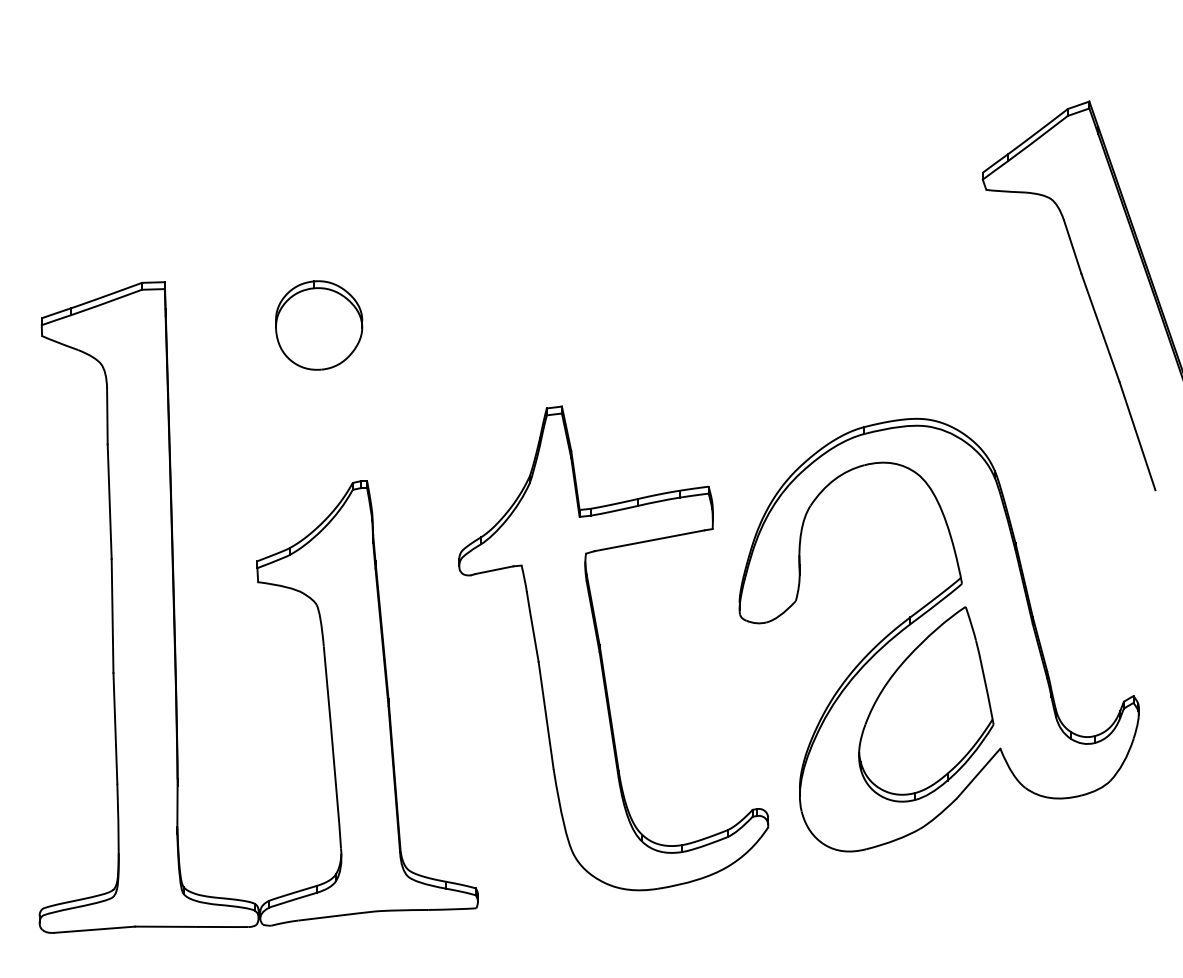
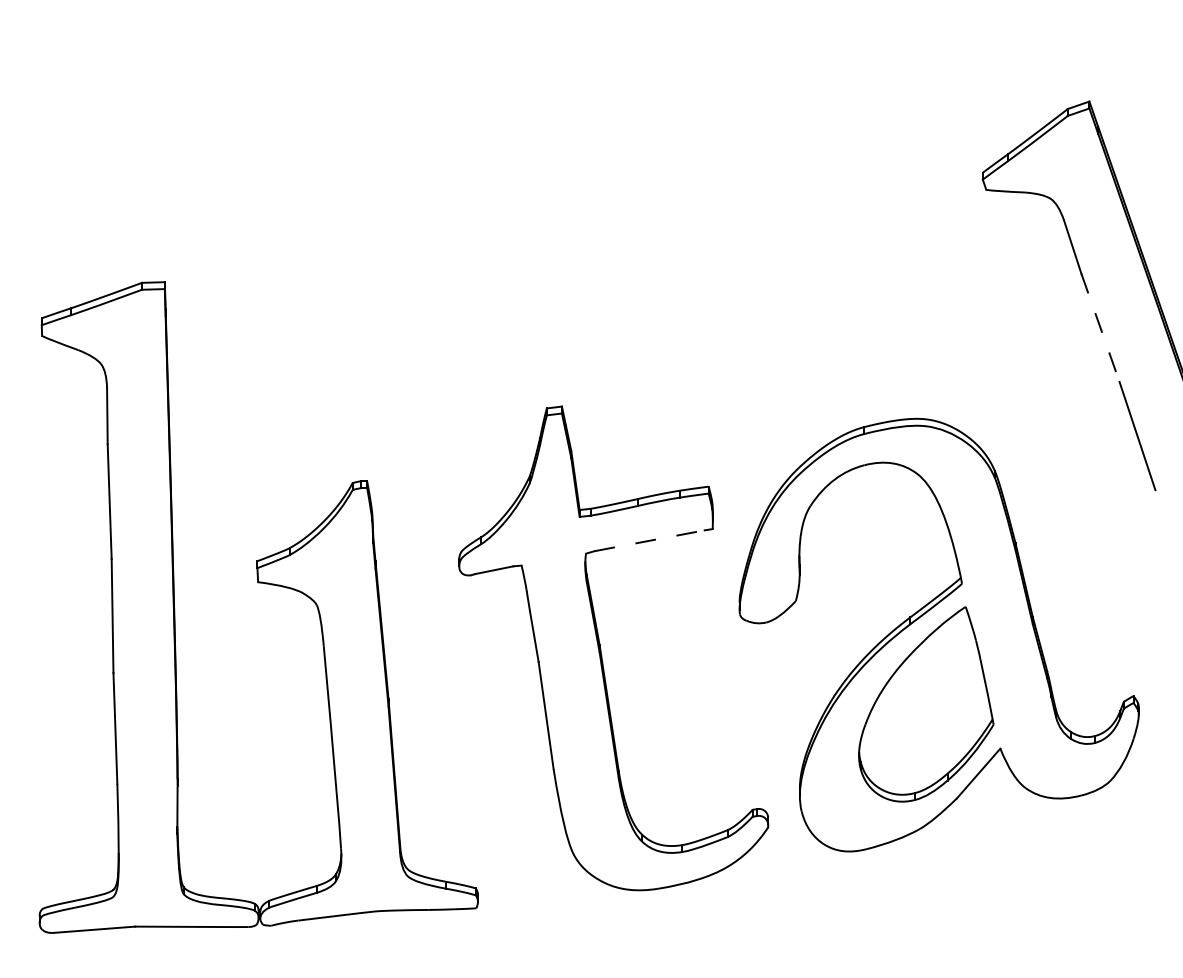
part: present -> none (319, 325)
line: solid -> dashed (1100, 328)
line: solid -> dashed (650, 540)
